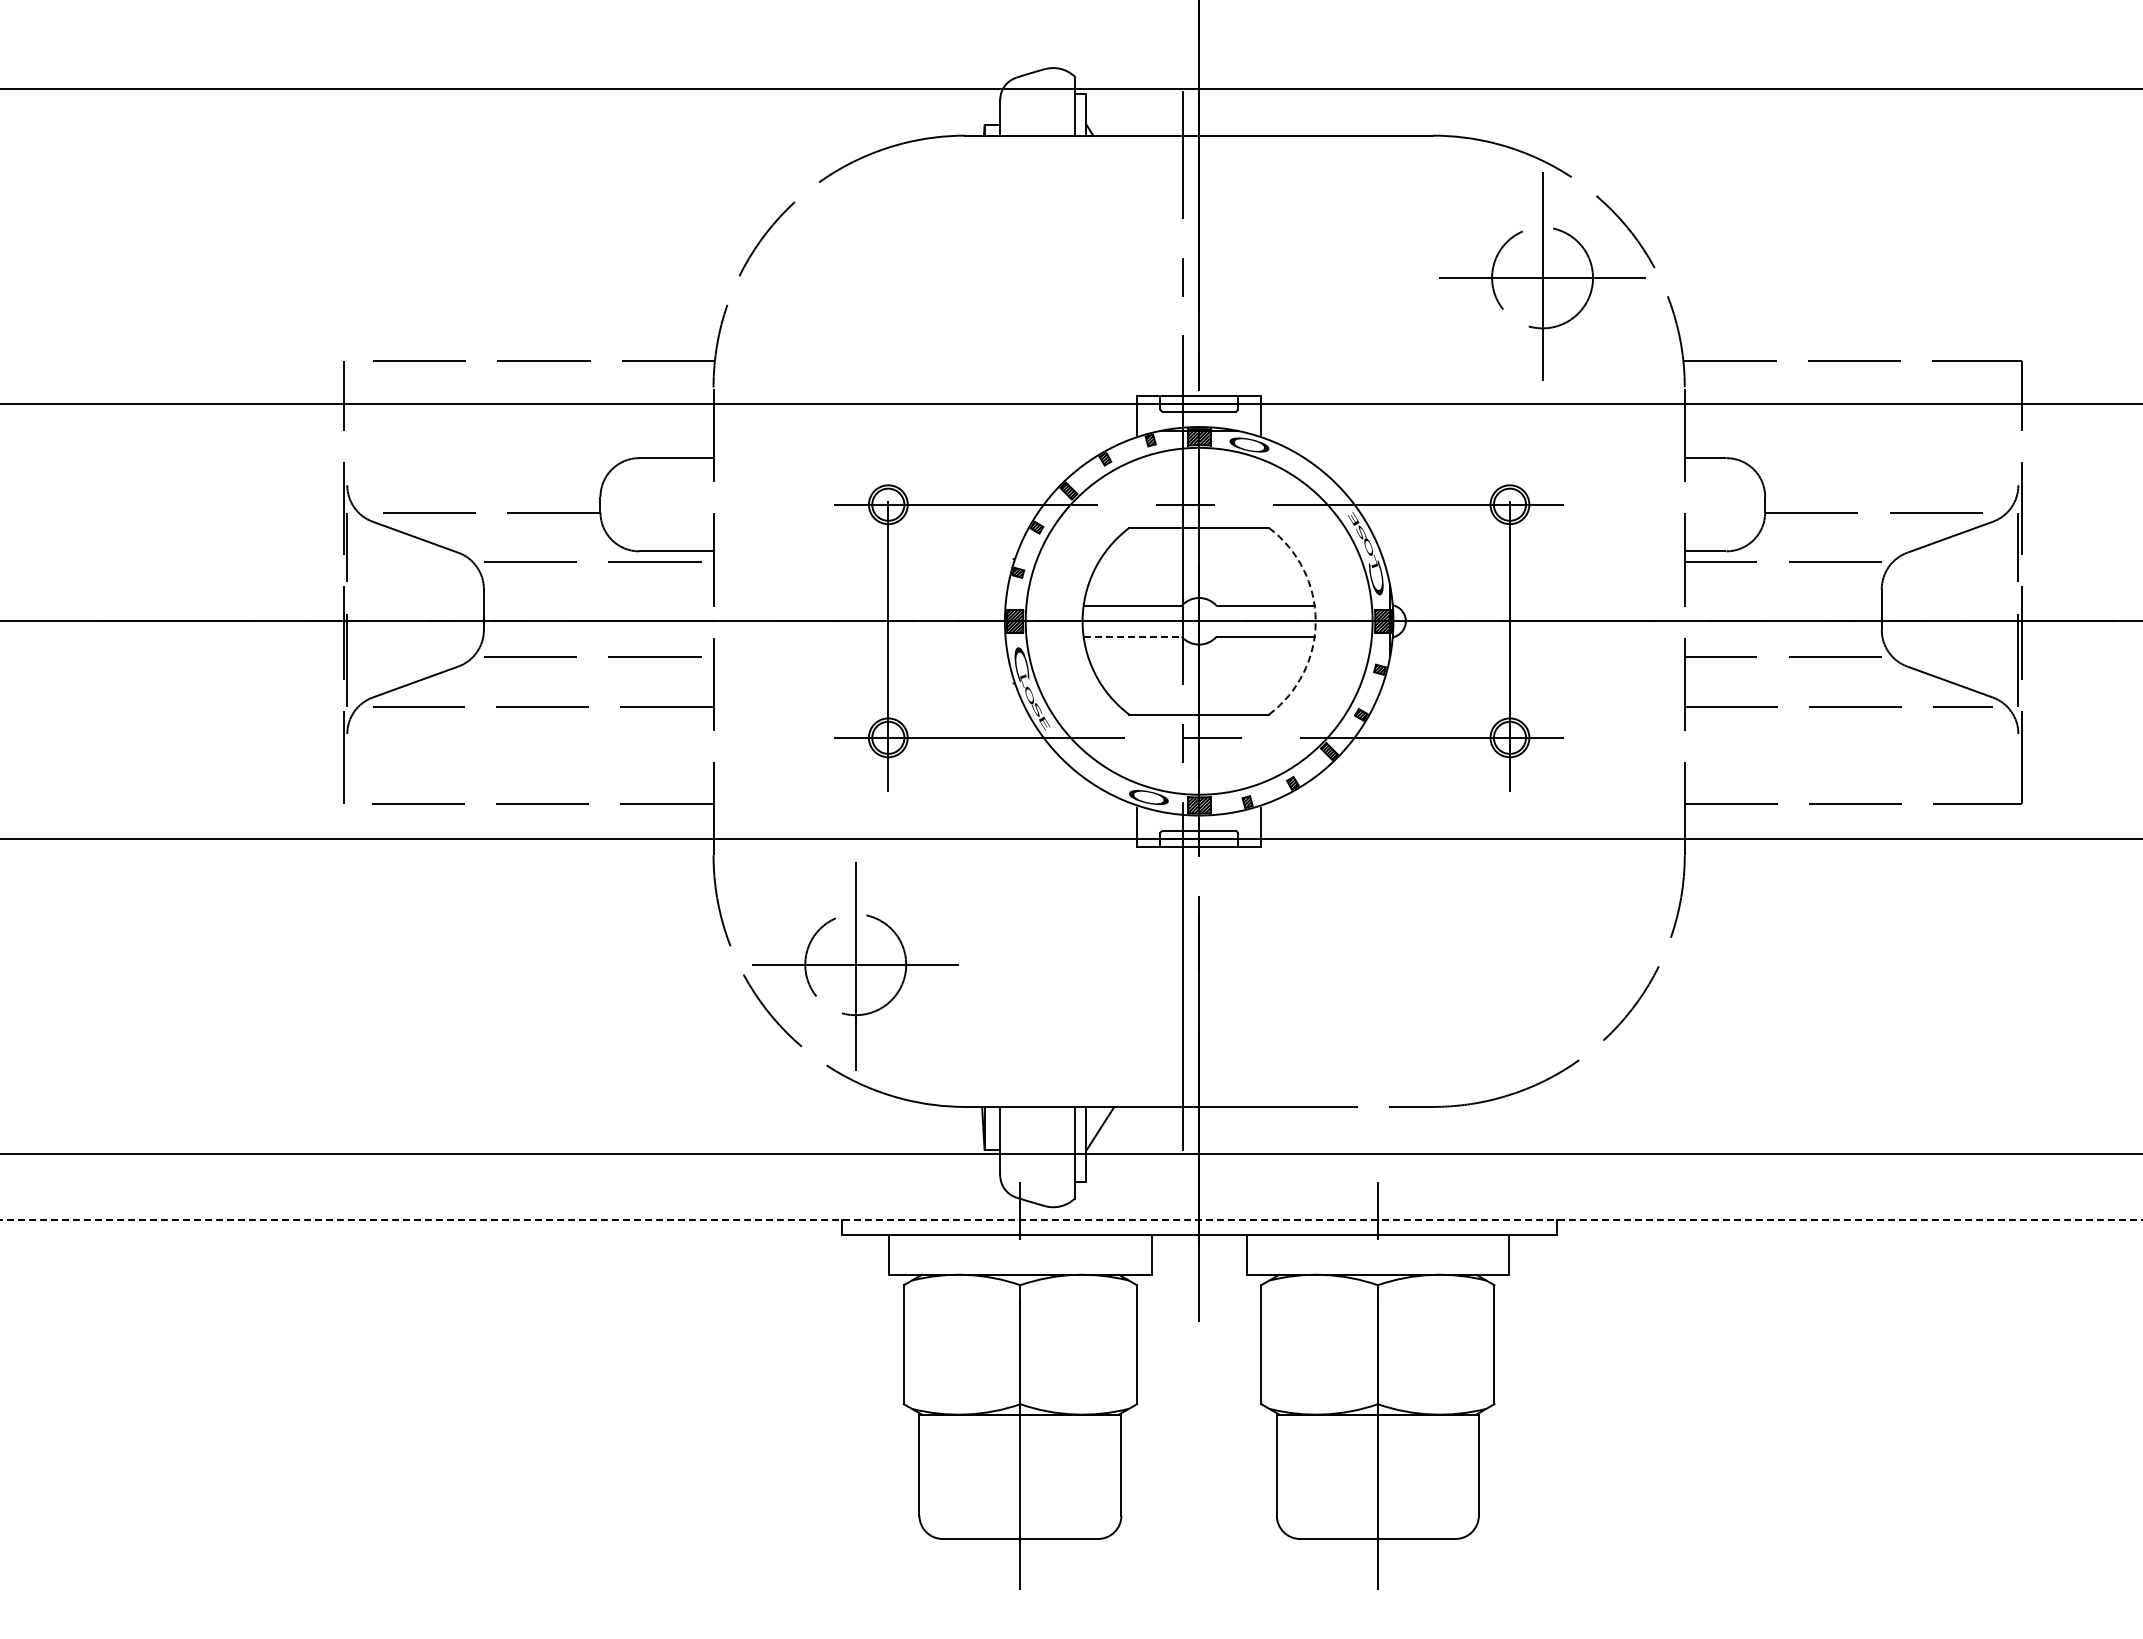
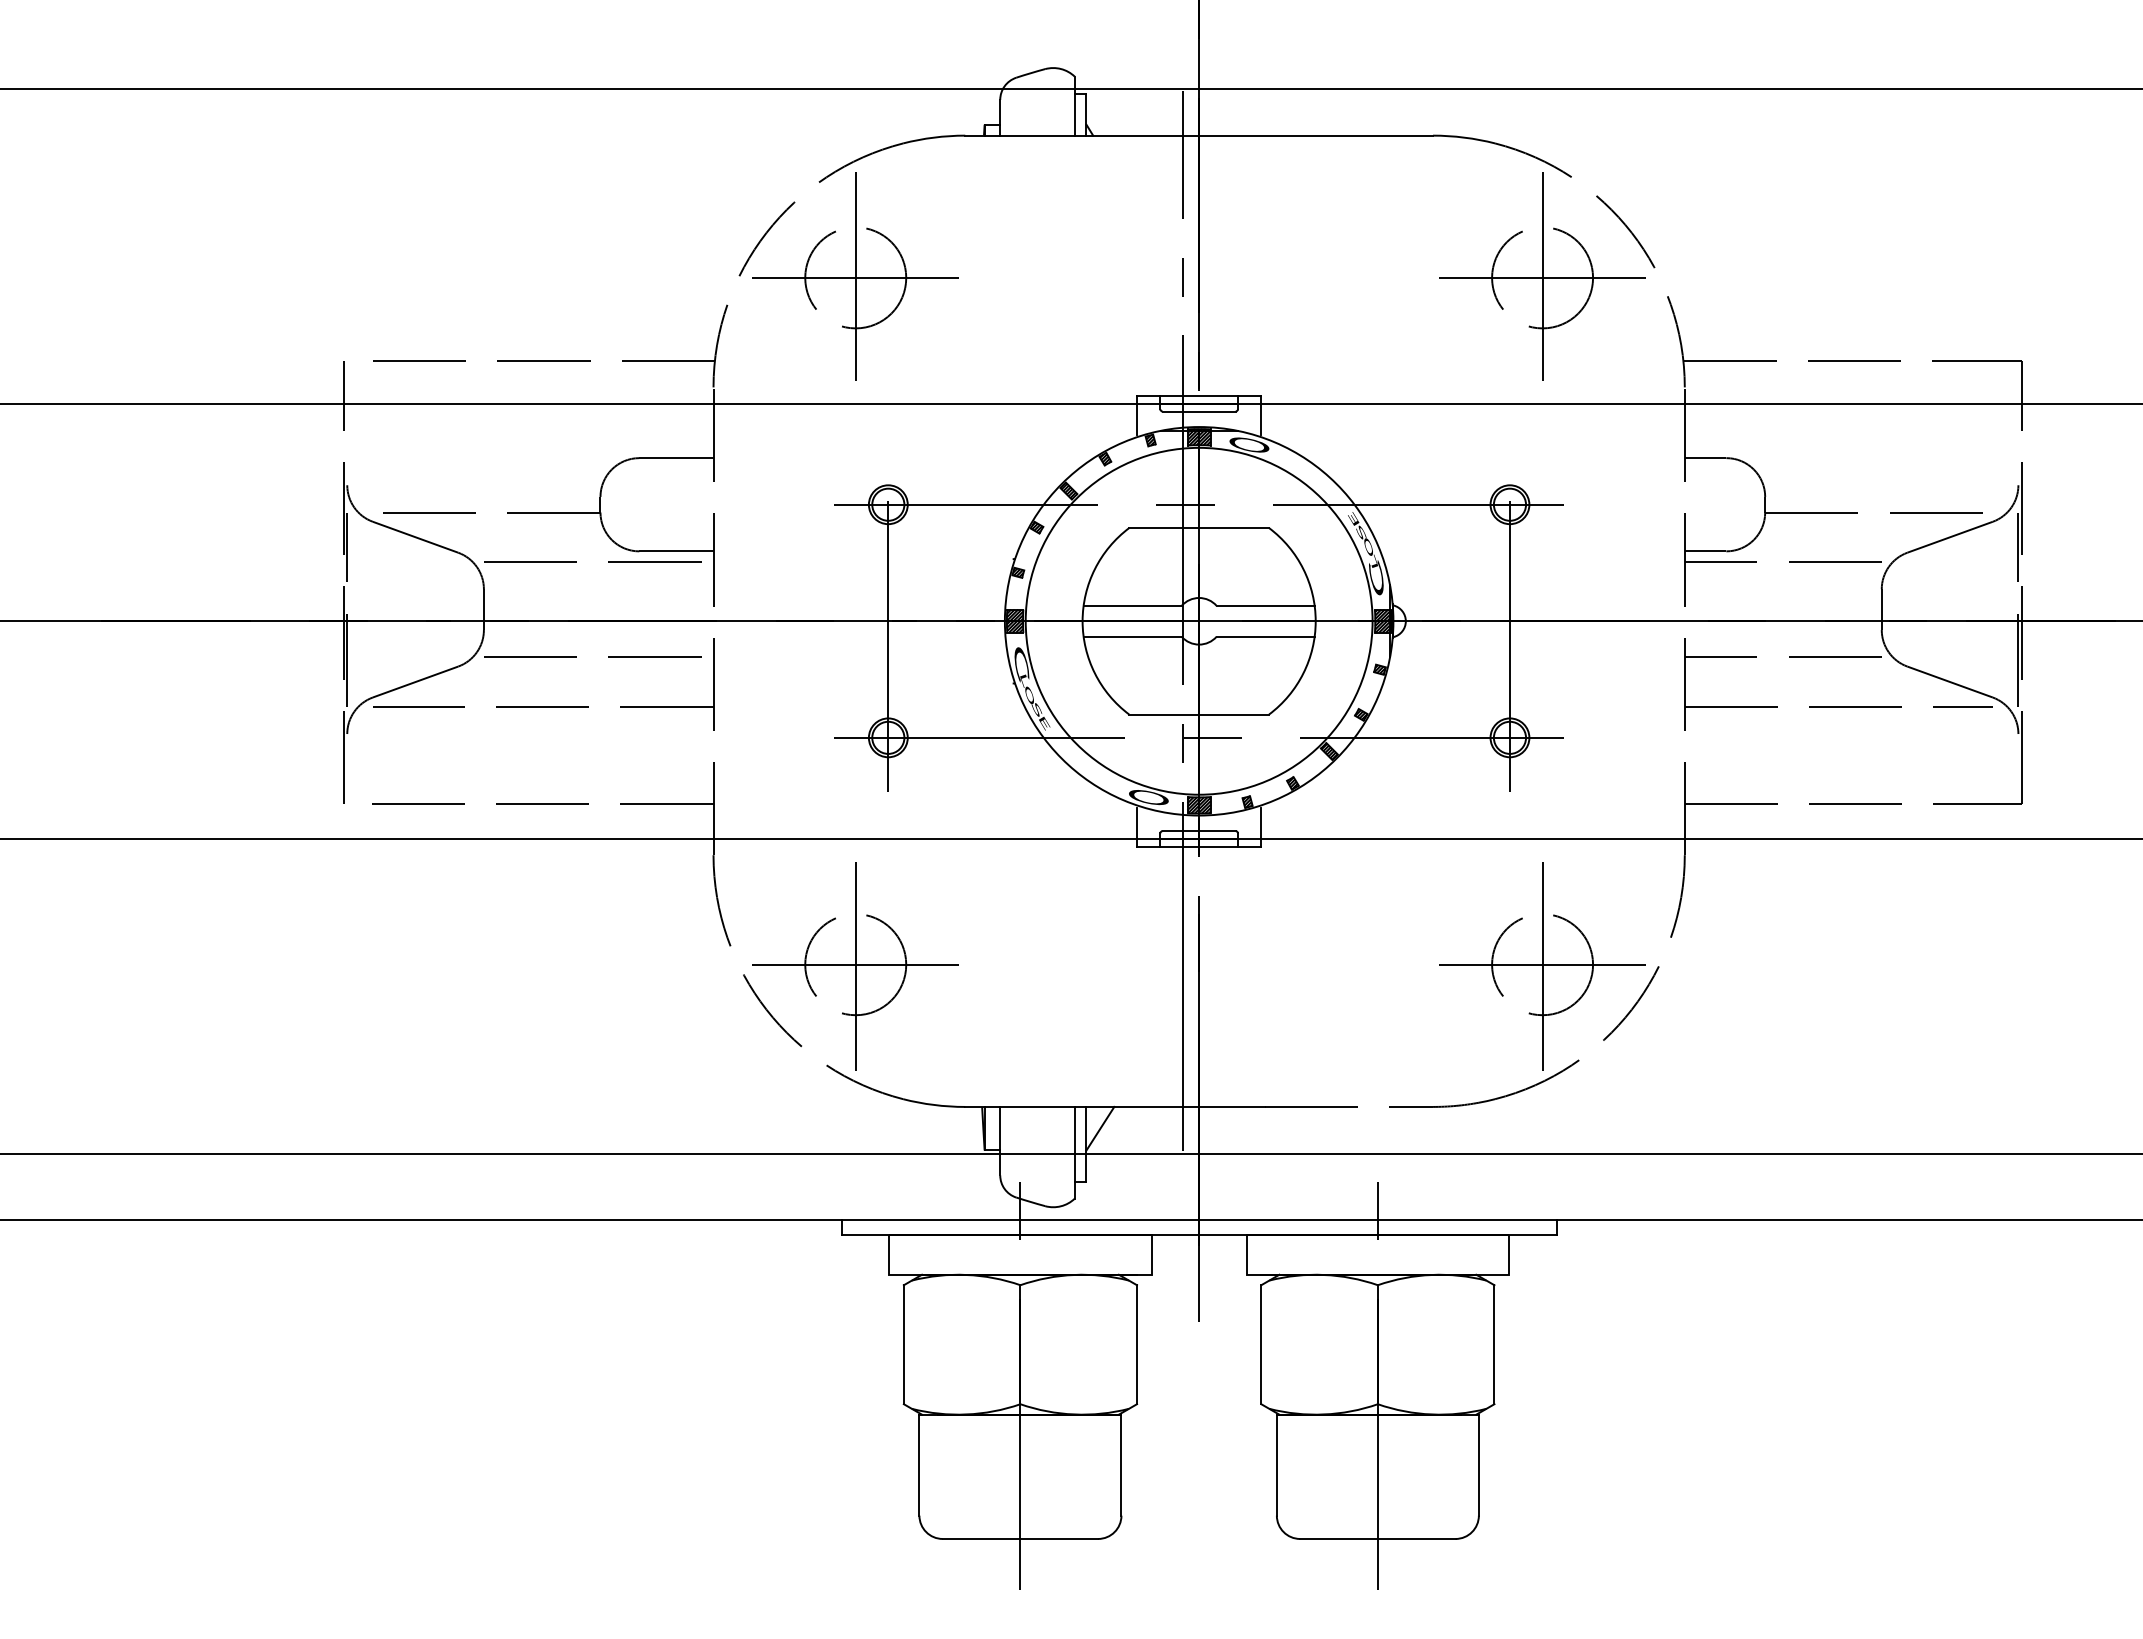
part: none -> present (855, 276)
arc: dashed -> solid (1315, 621)
line: dashed -> solid (1133, 636)
part: none -> present (1542, 966)
line: dashed -> solid (1071, 1219)
